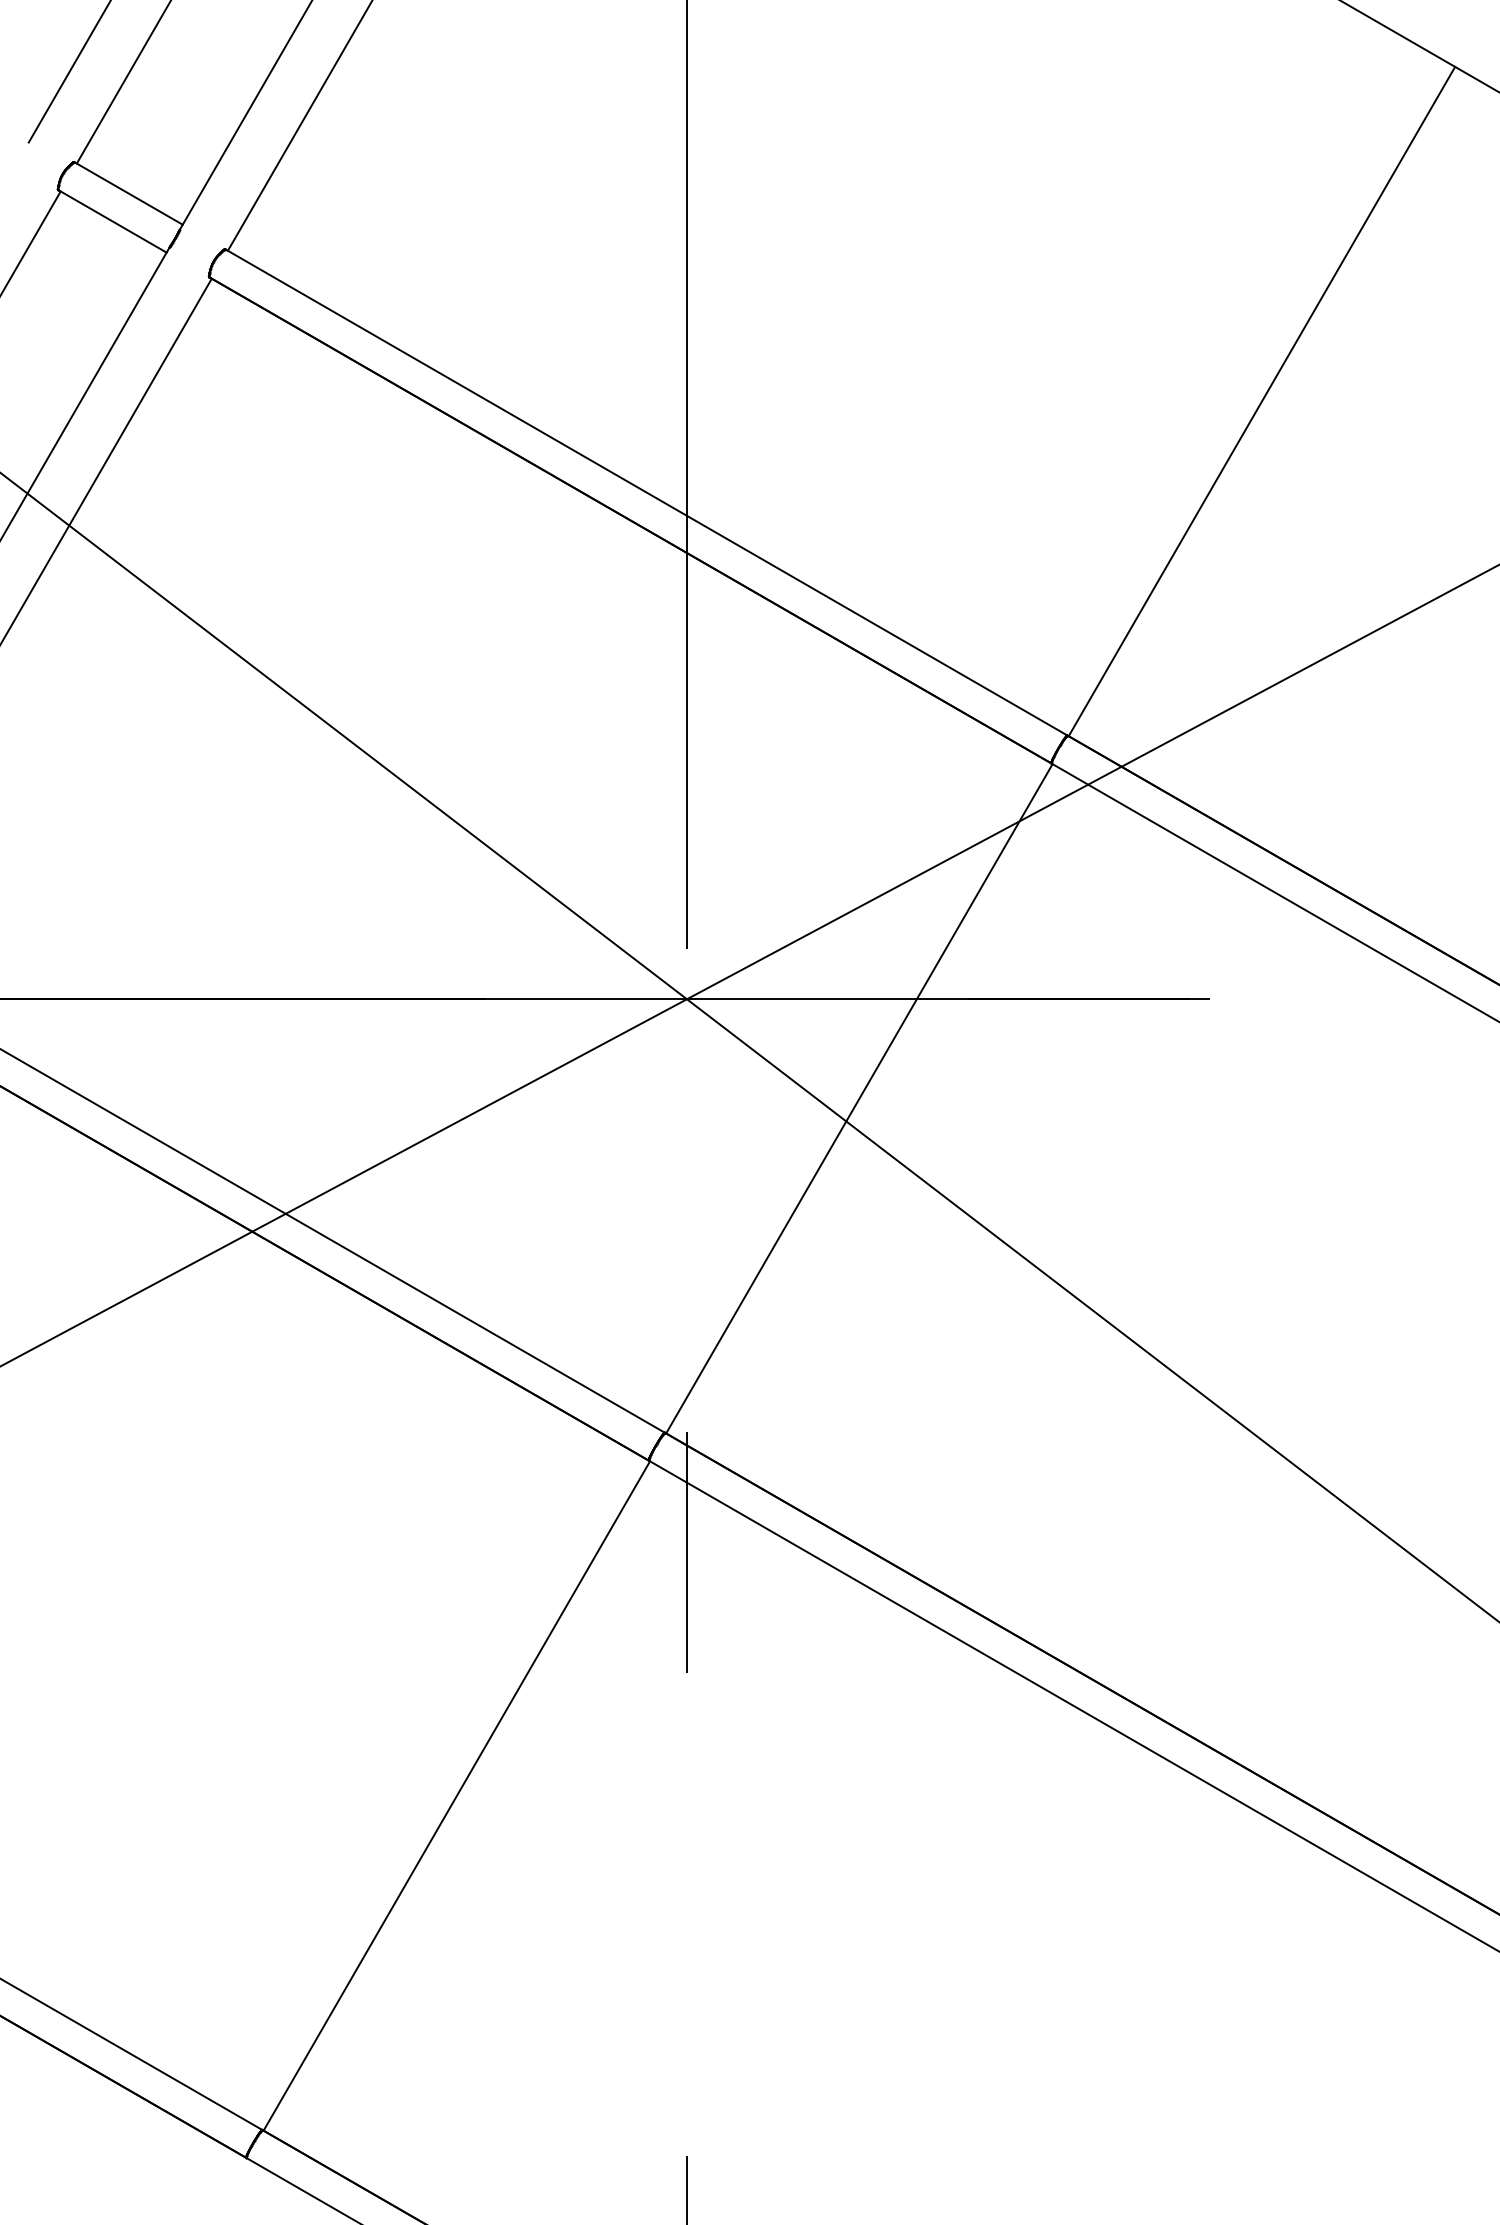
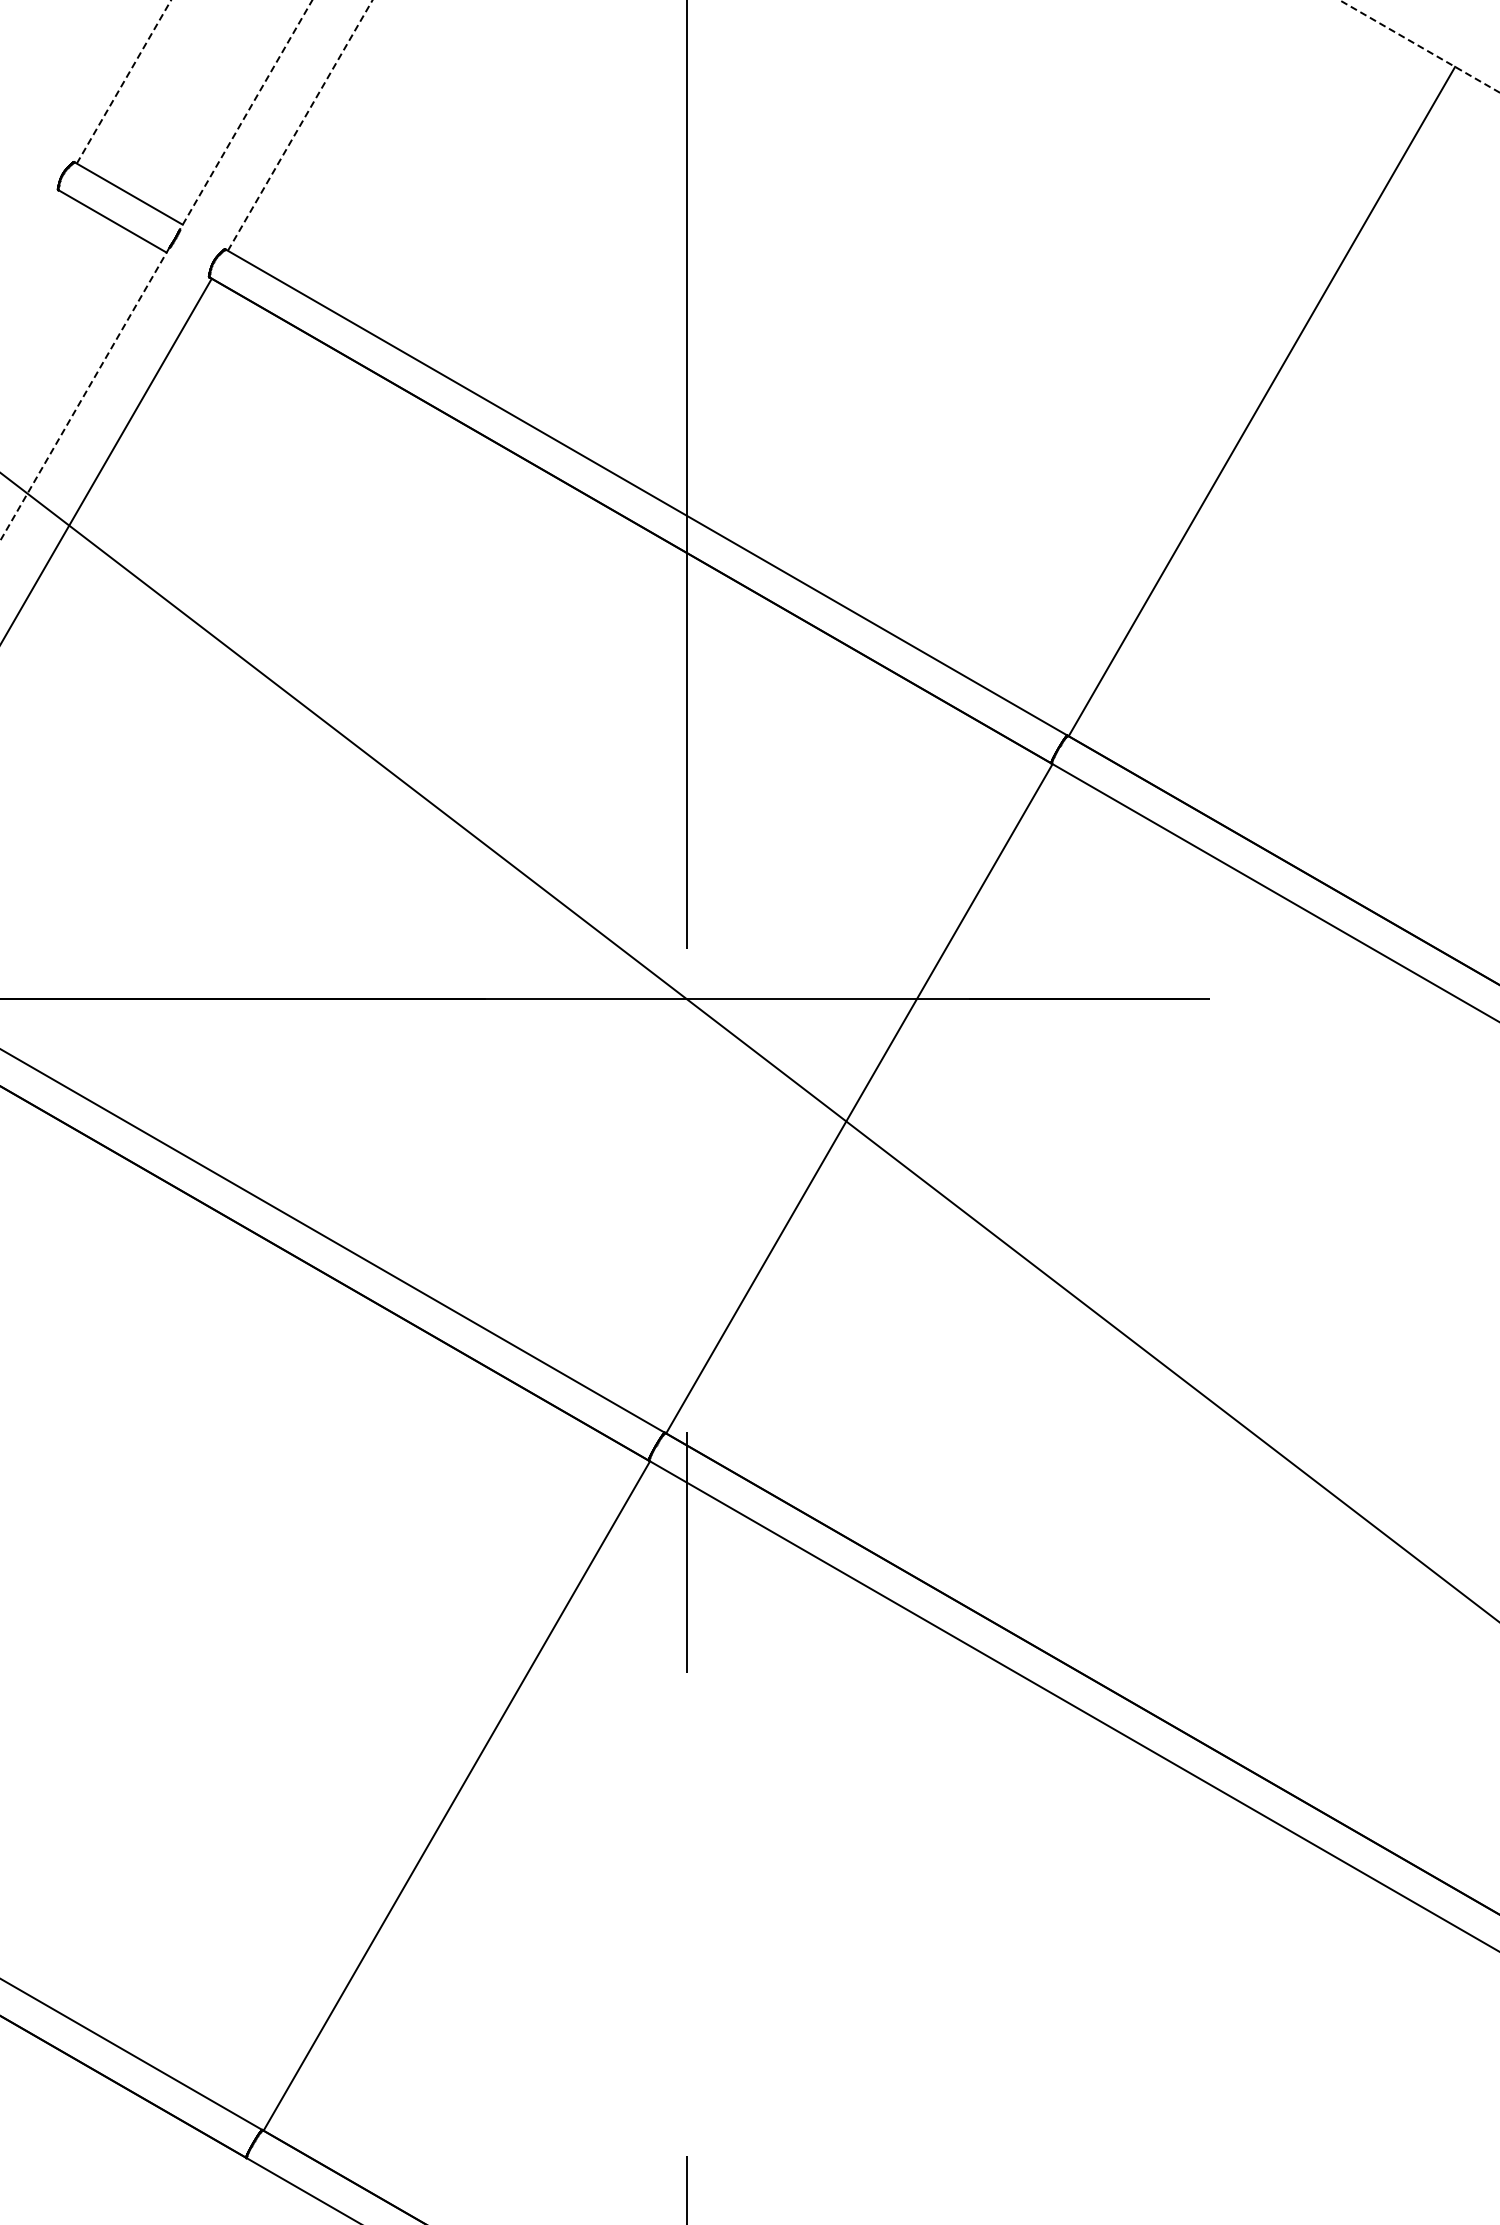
line: solid -> dashed (1419, 46)
line: present -> none (68, 72)
line: solid -> dashed (123, 82)
line: solid -> dashed (245, 115)
line: solid -> dashed (300, 125)
line: present -> none (31, 241)
line: solid -> dashed (84, 394)
line: present -> none (749, 965)
